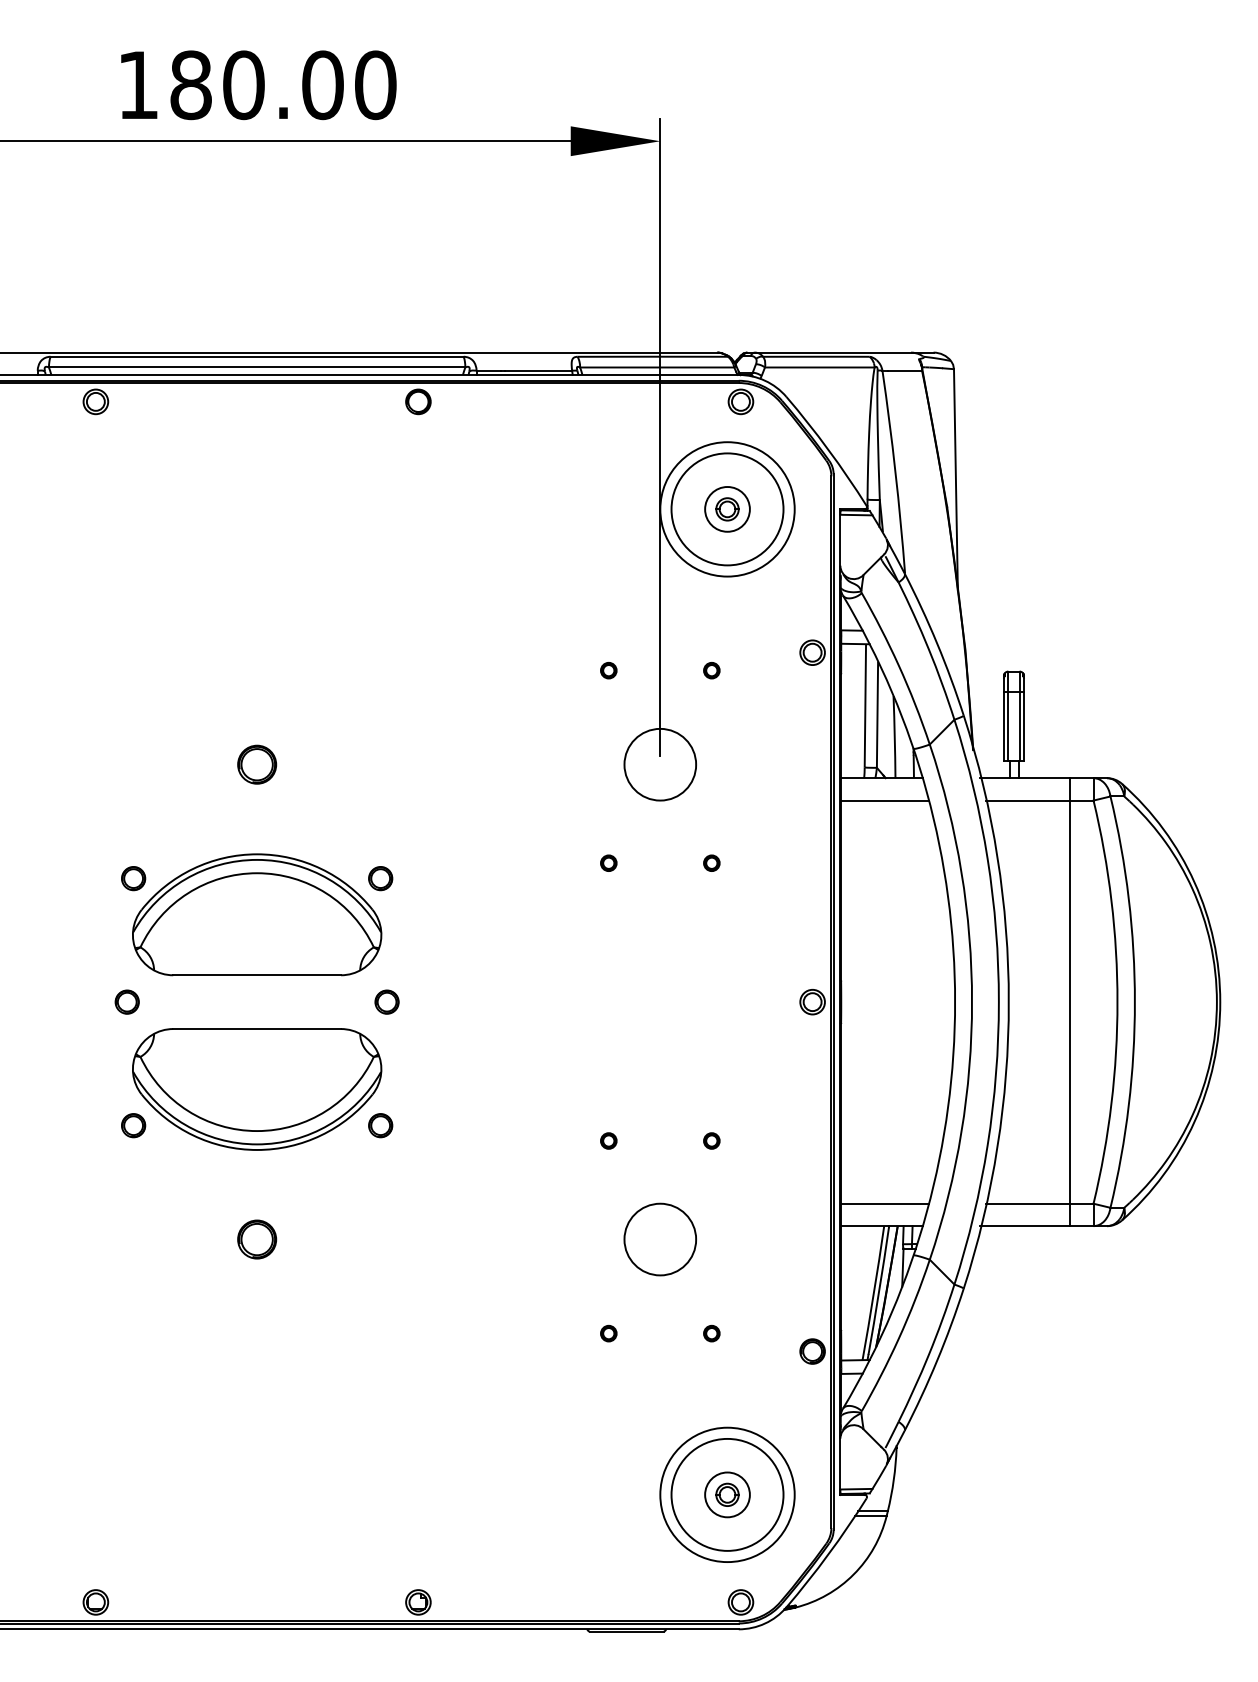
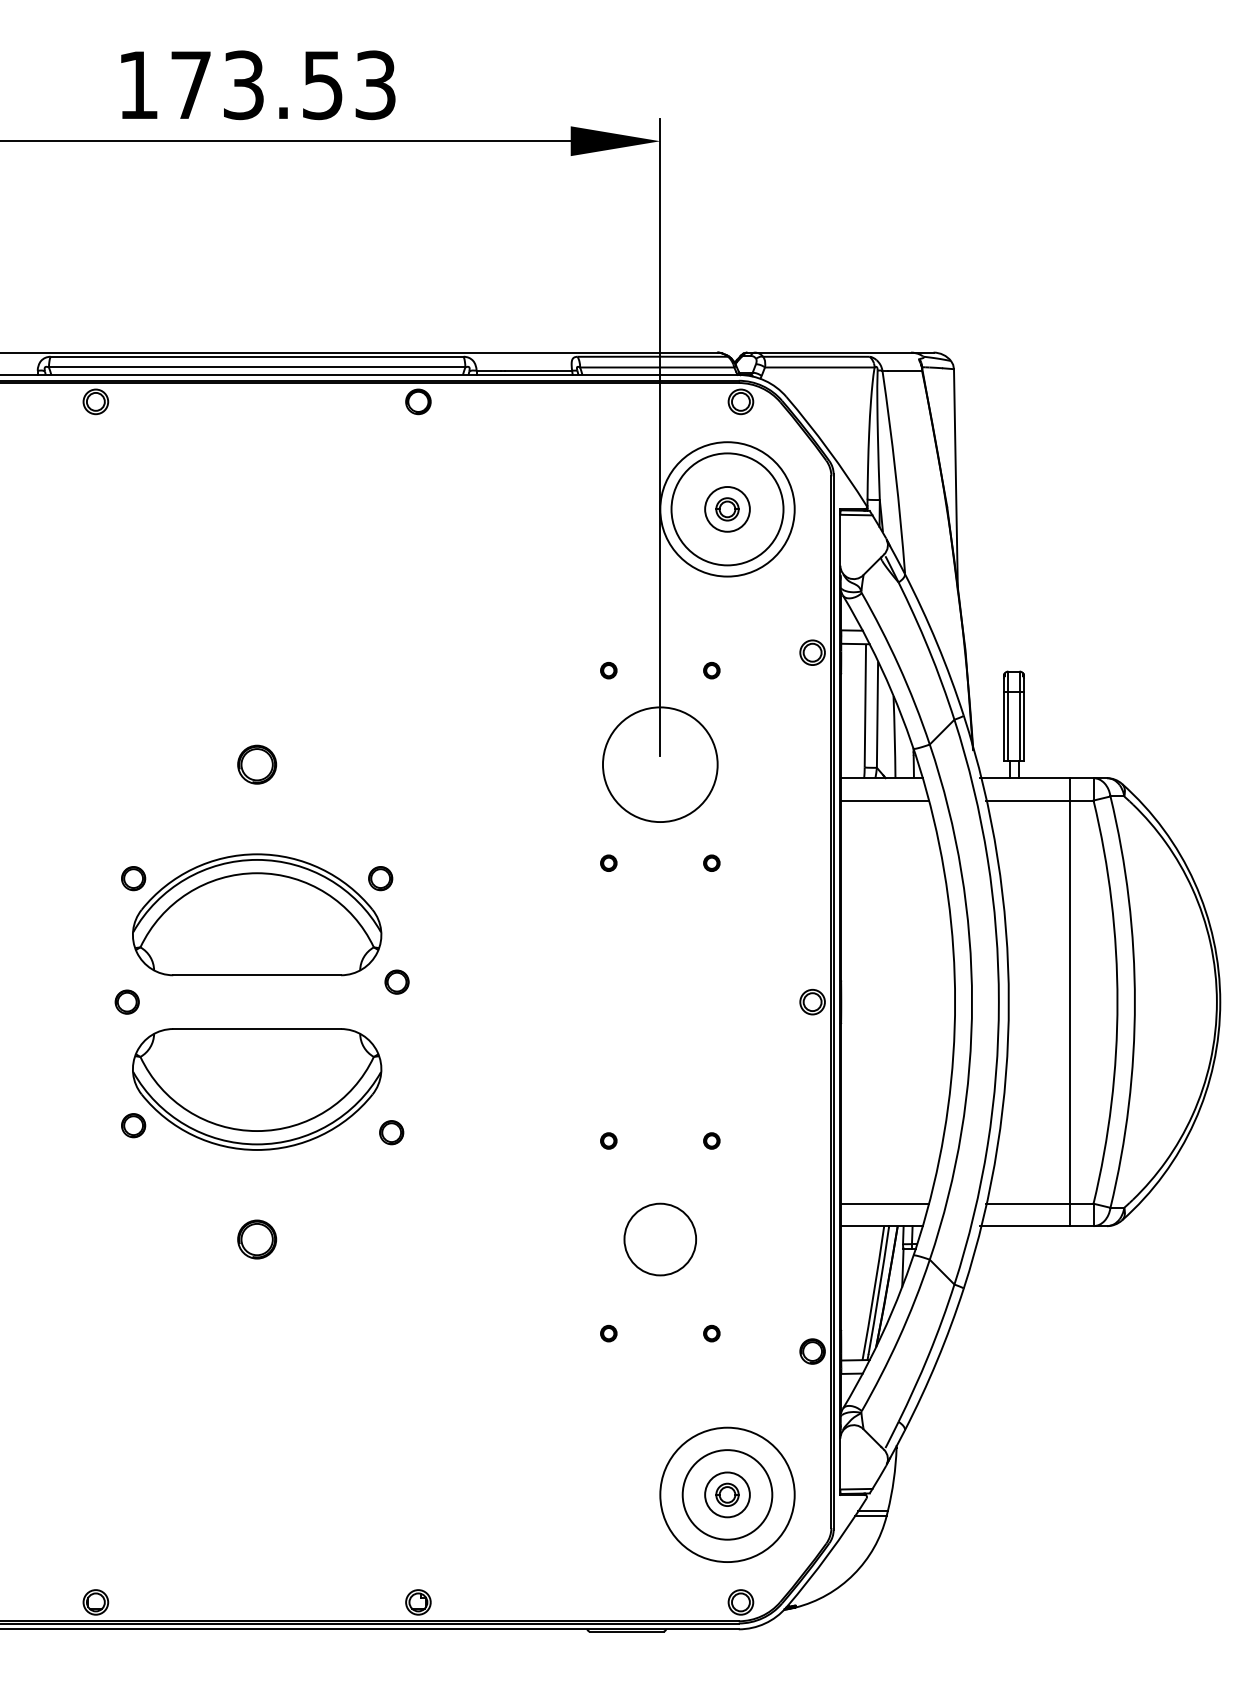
text: 180.00 -> 173.53 (283, 85)
circle diameter: 72 px -> 115 px (659, 764)
part position: (386, 1001) -> (396, 981) (396, 981)
part position: (380, 1125) -> (391, 1132) (391, 1132)
circle diameter: 112 px -> 90 px (727, 1494)
